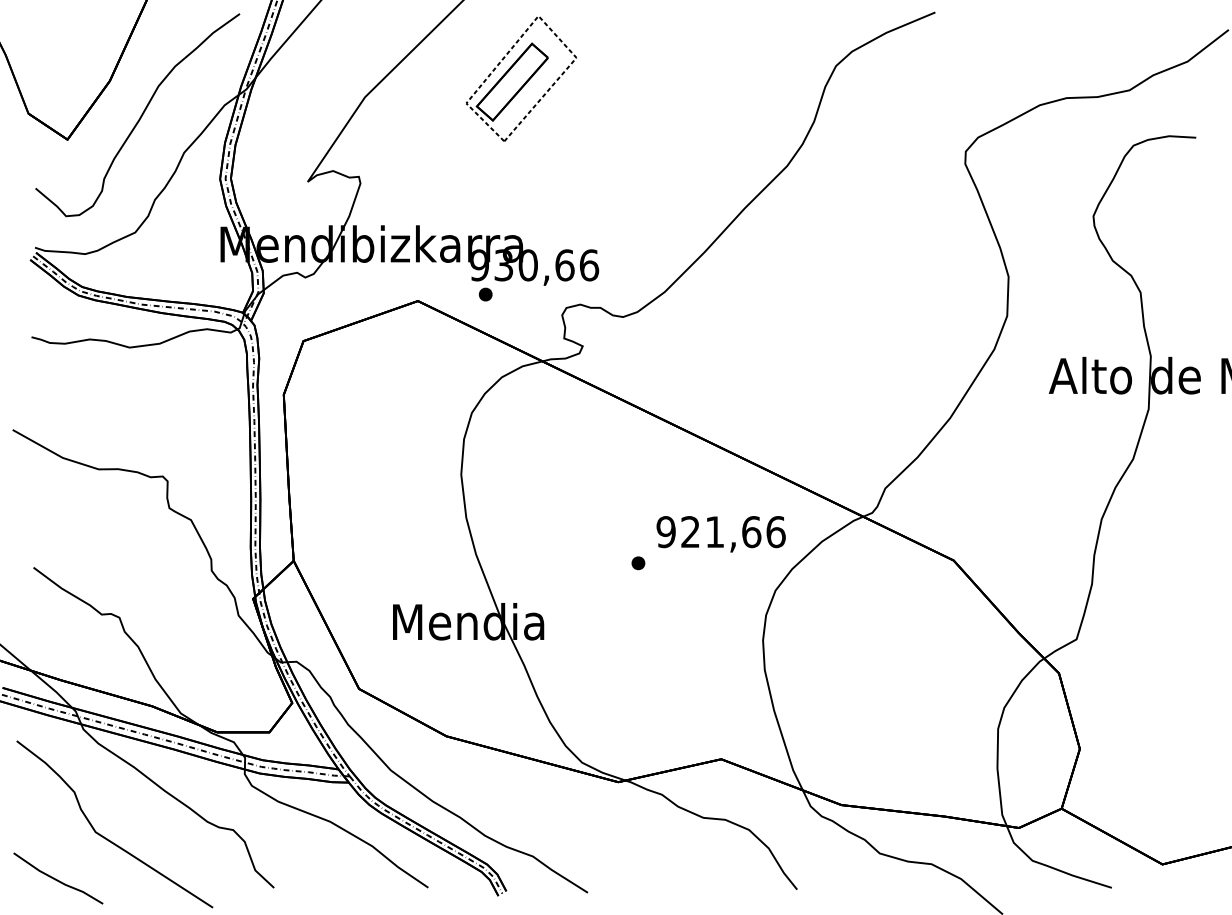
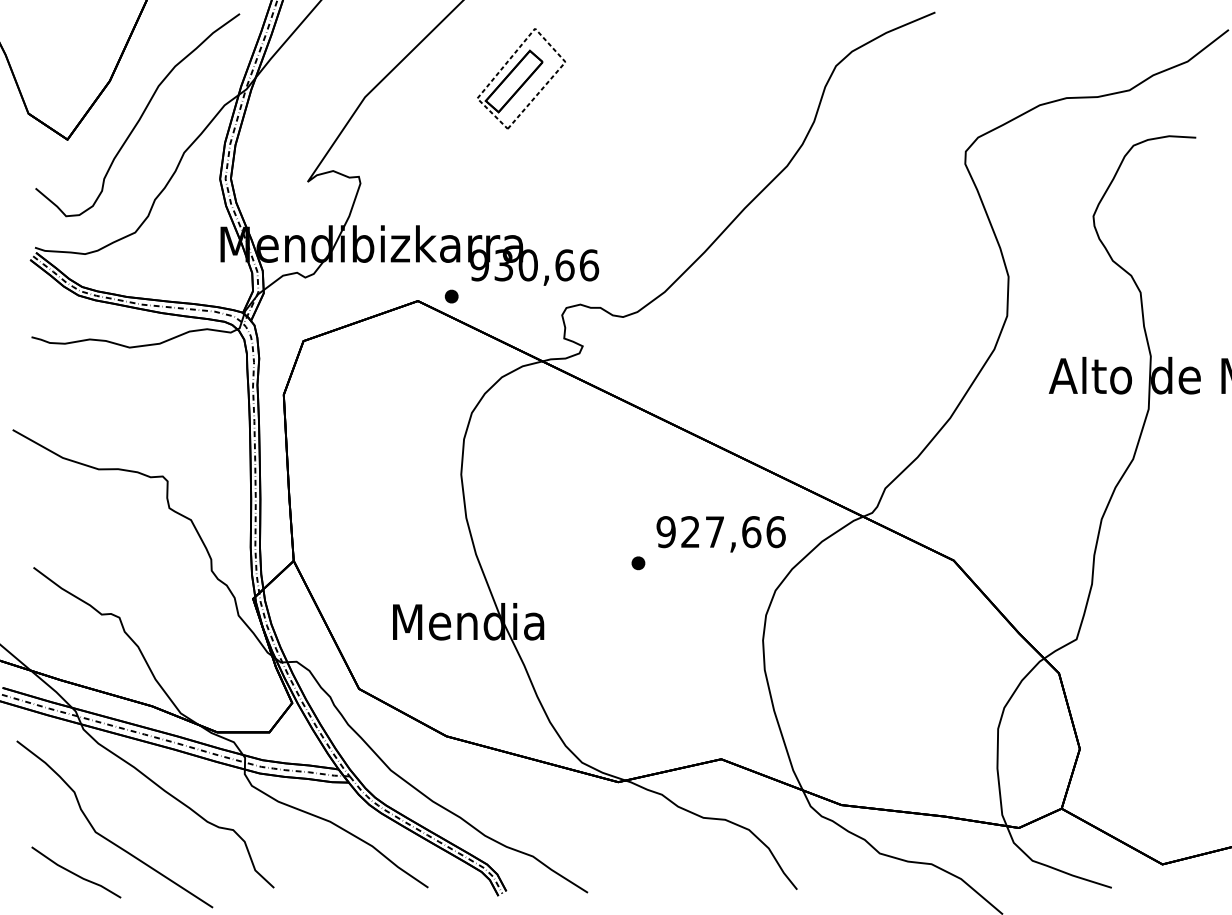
part size: 112x126 px -> 89x102 px (521, 78)
part position: (485, 294) -> (451, 296) (451, 296)
text: 921,66 -> 927,66 (714, 531)
line position: (57, 879) -> (75, 873) (75, 873)
